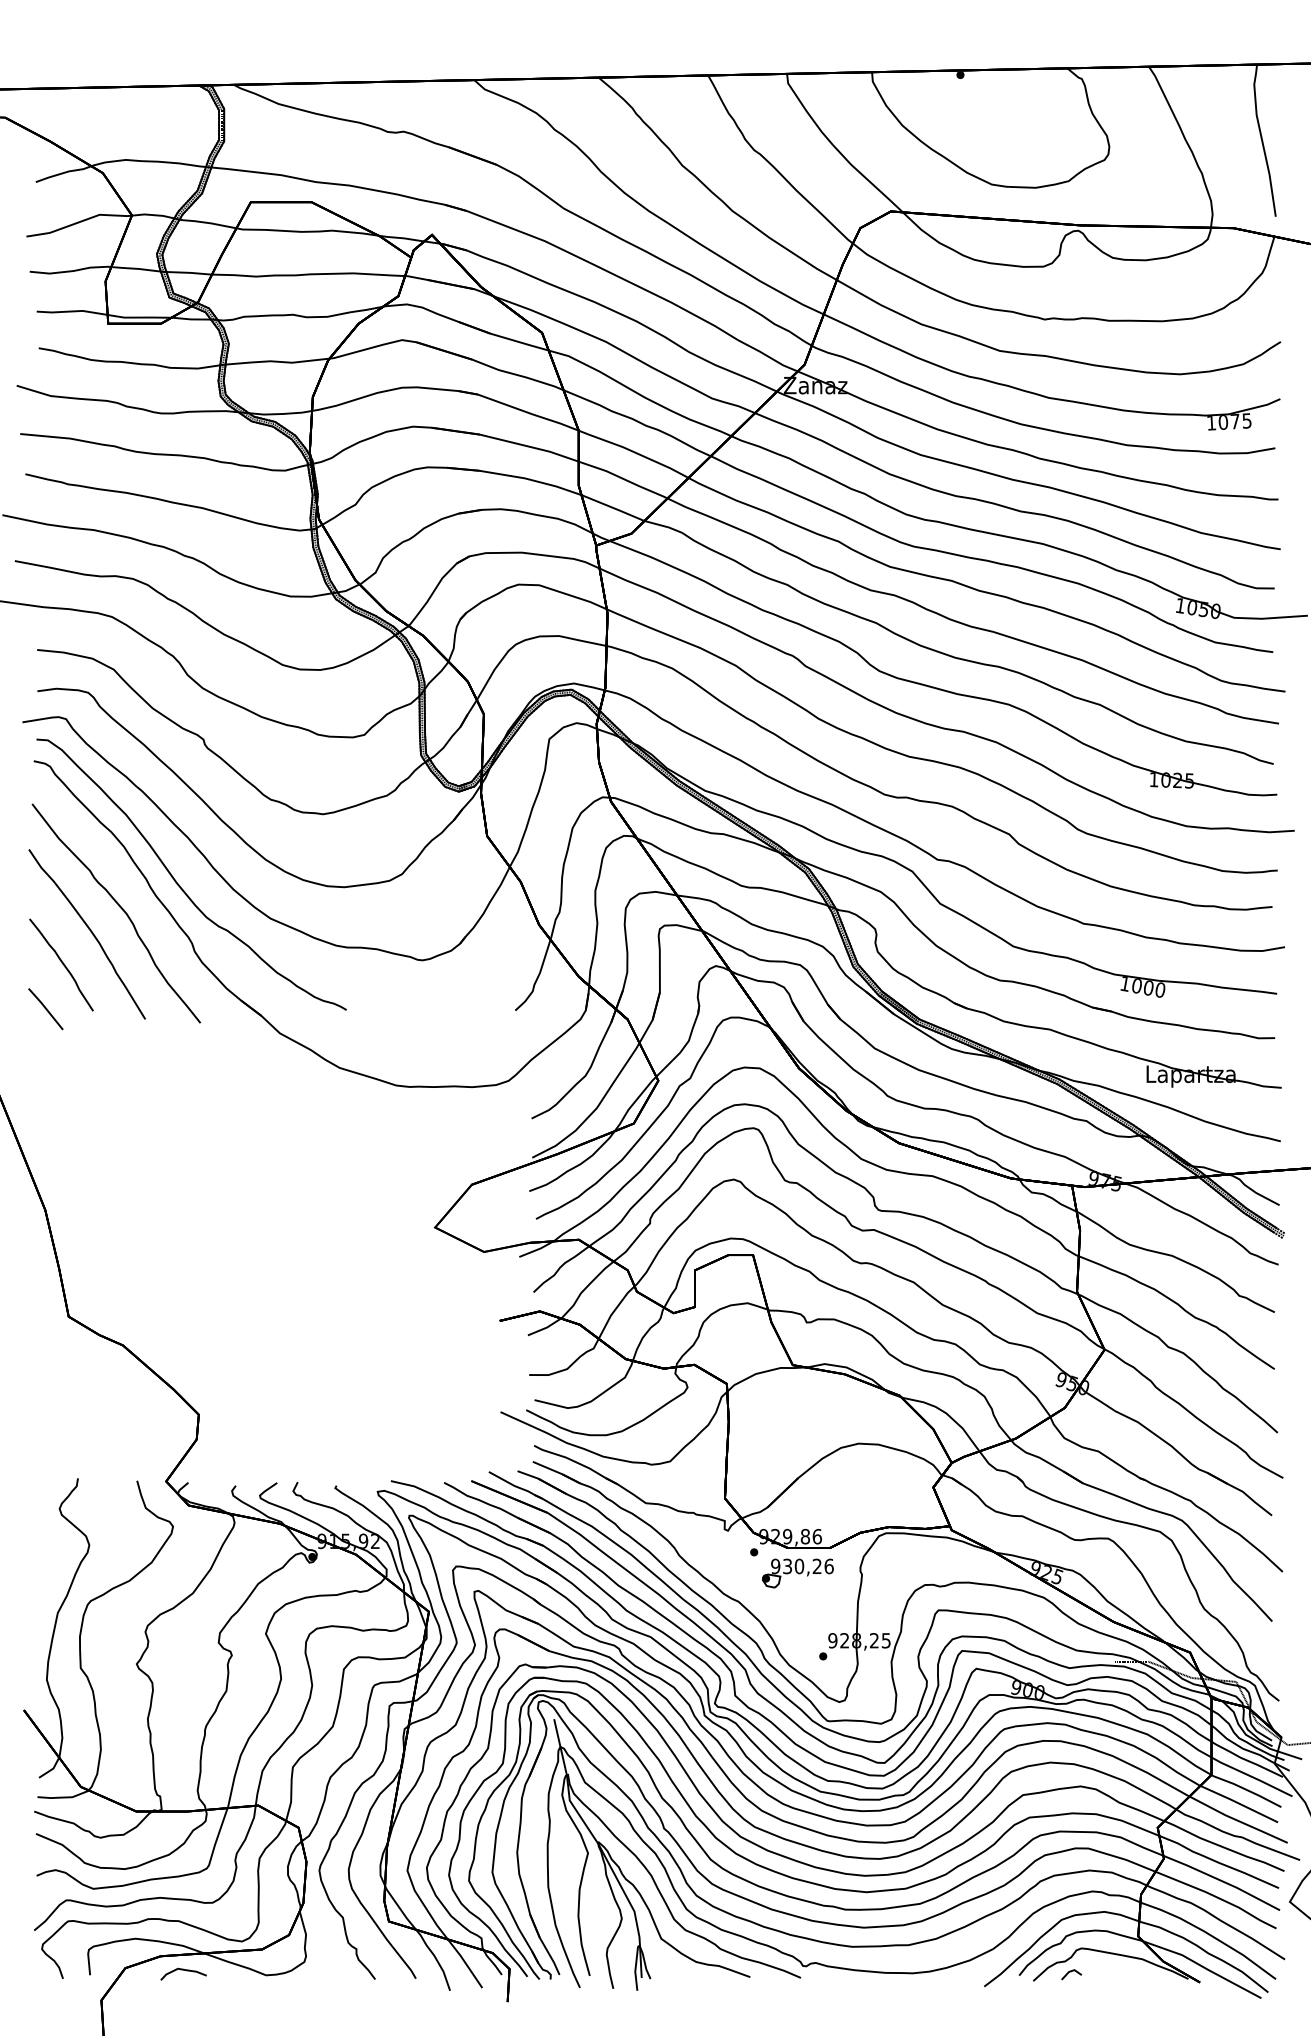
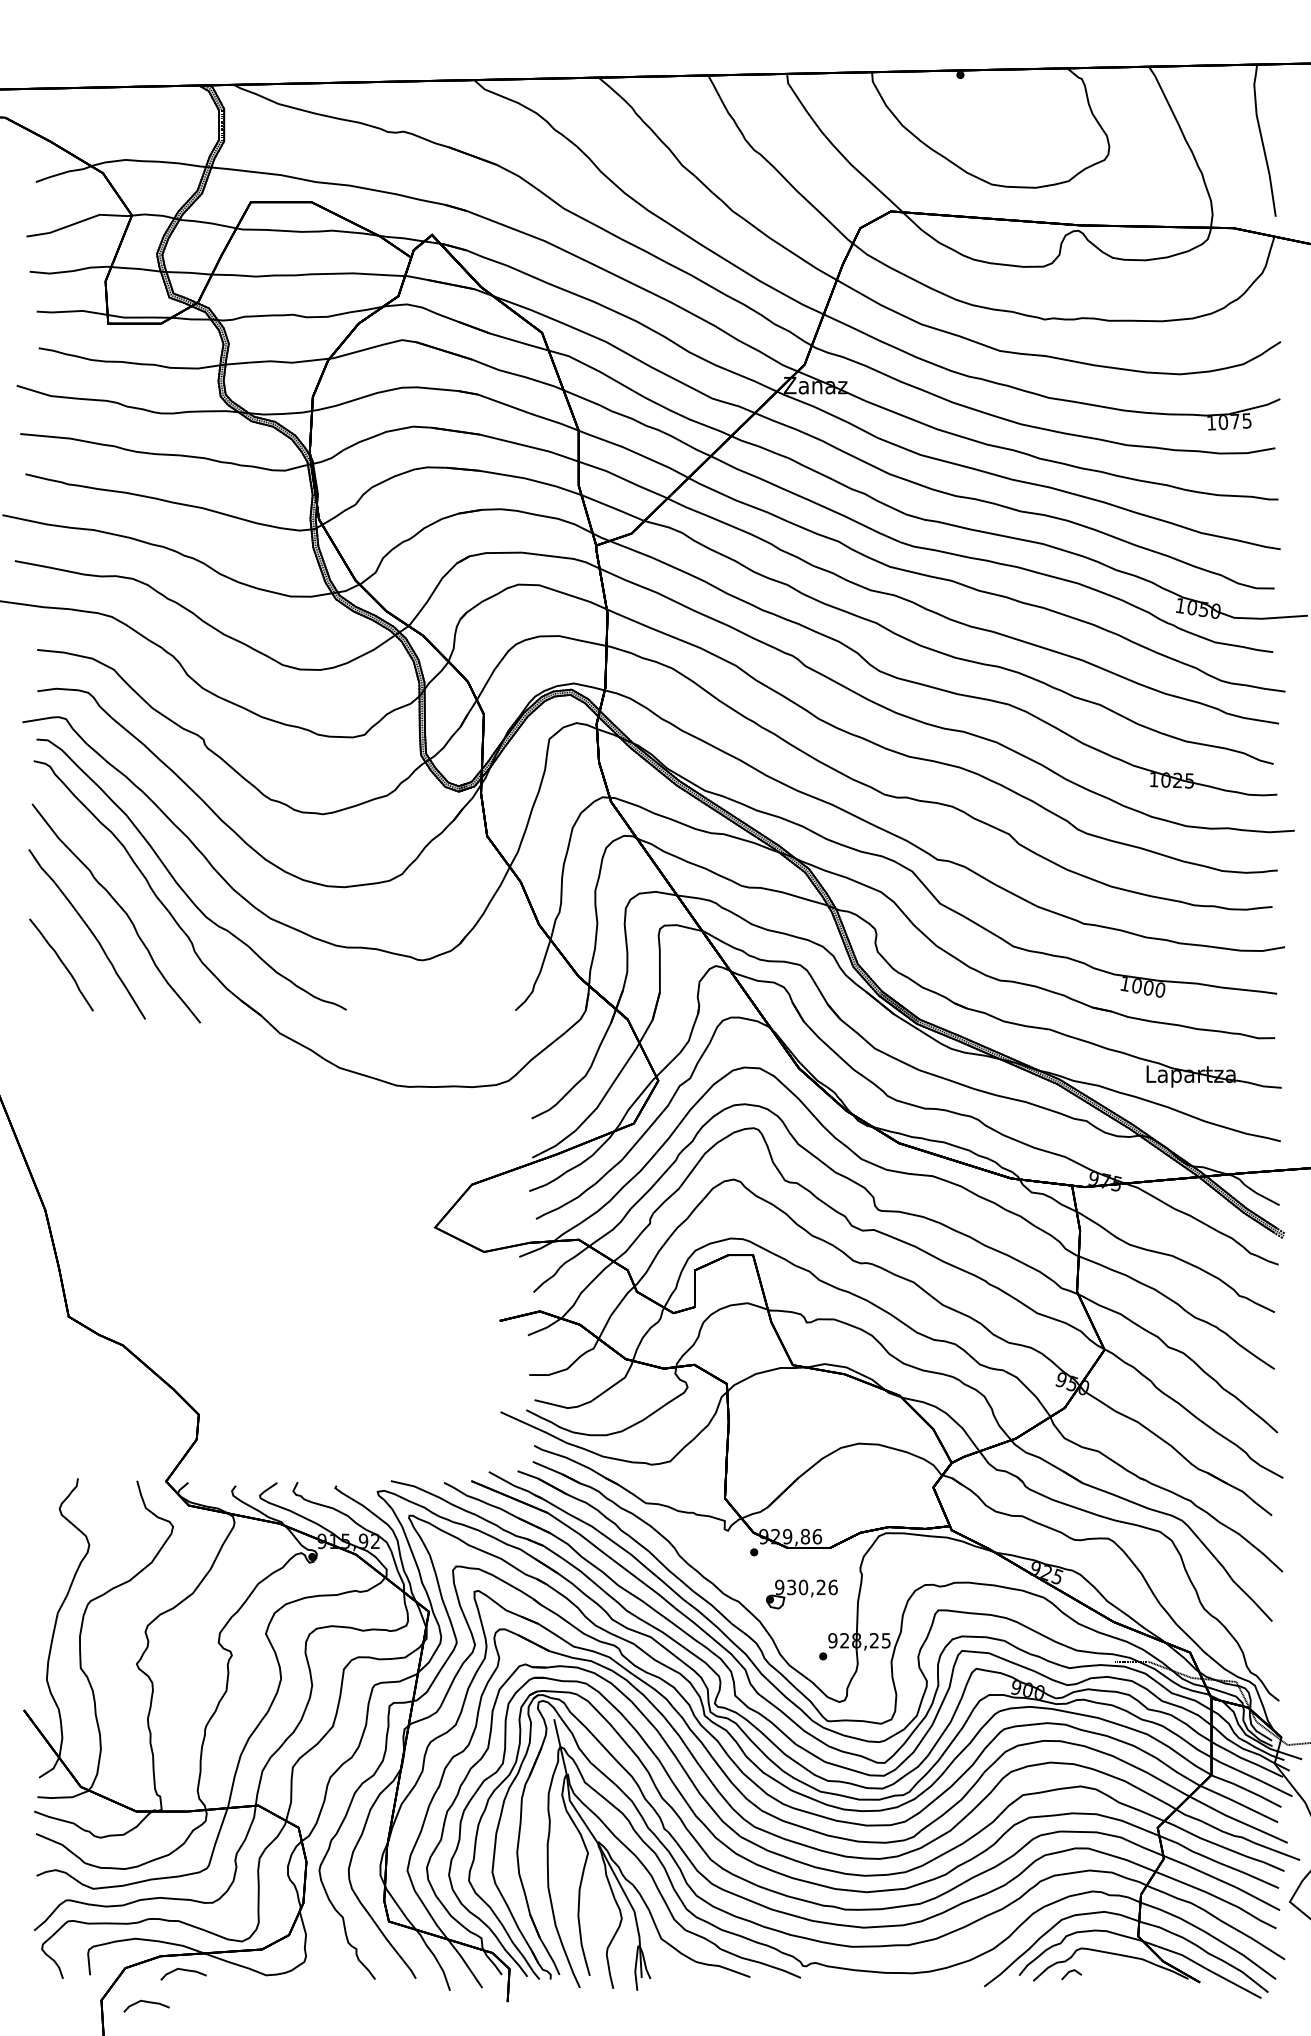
line: present -> none (45, 1009)
part position: (797, 1573) -> (801, 1594) (801, 1594)
curve: none -> present (146, 2002)
